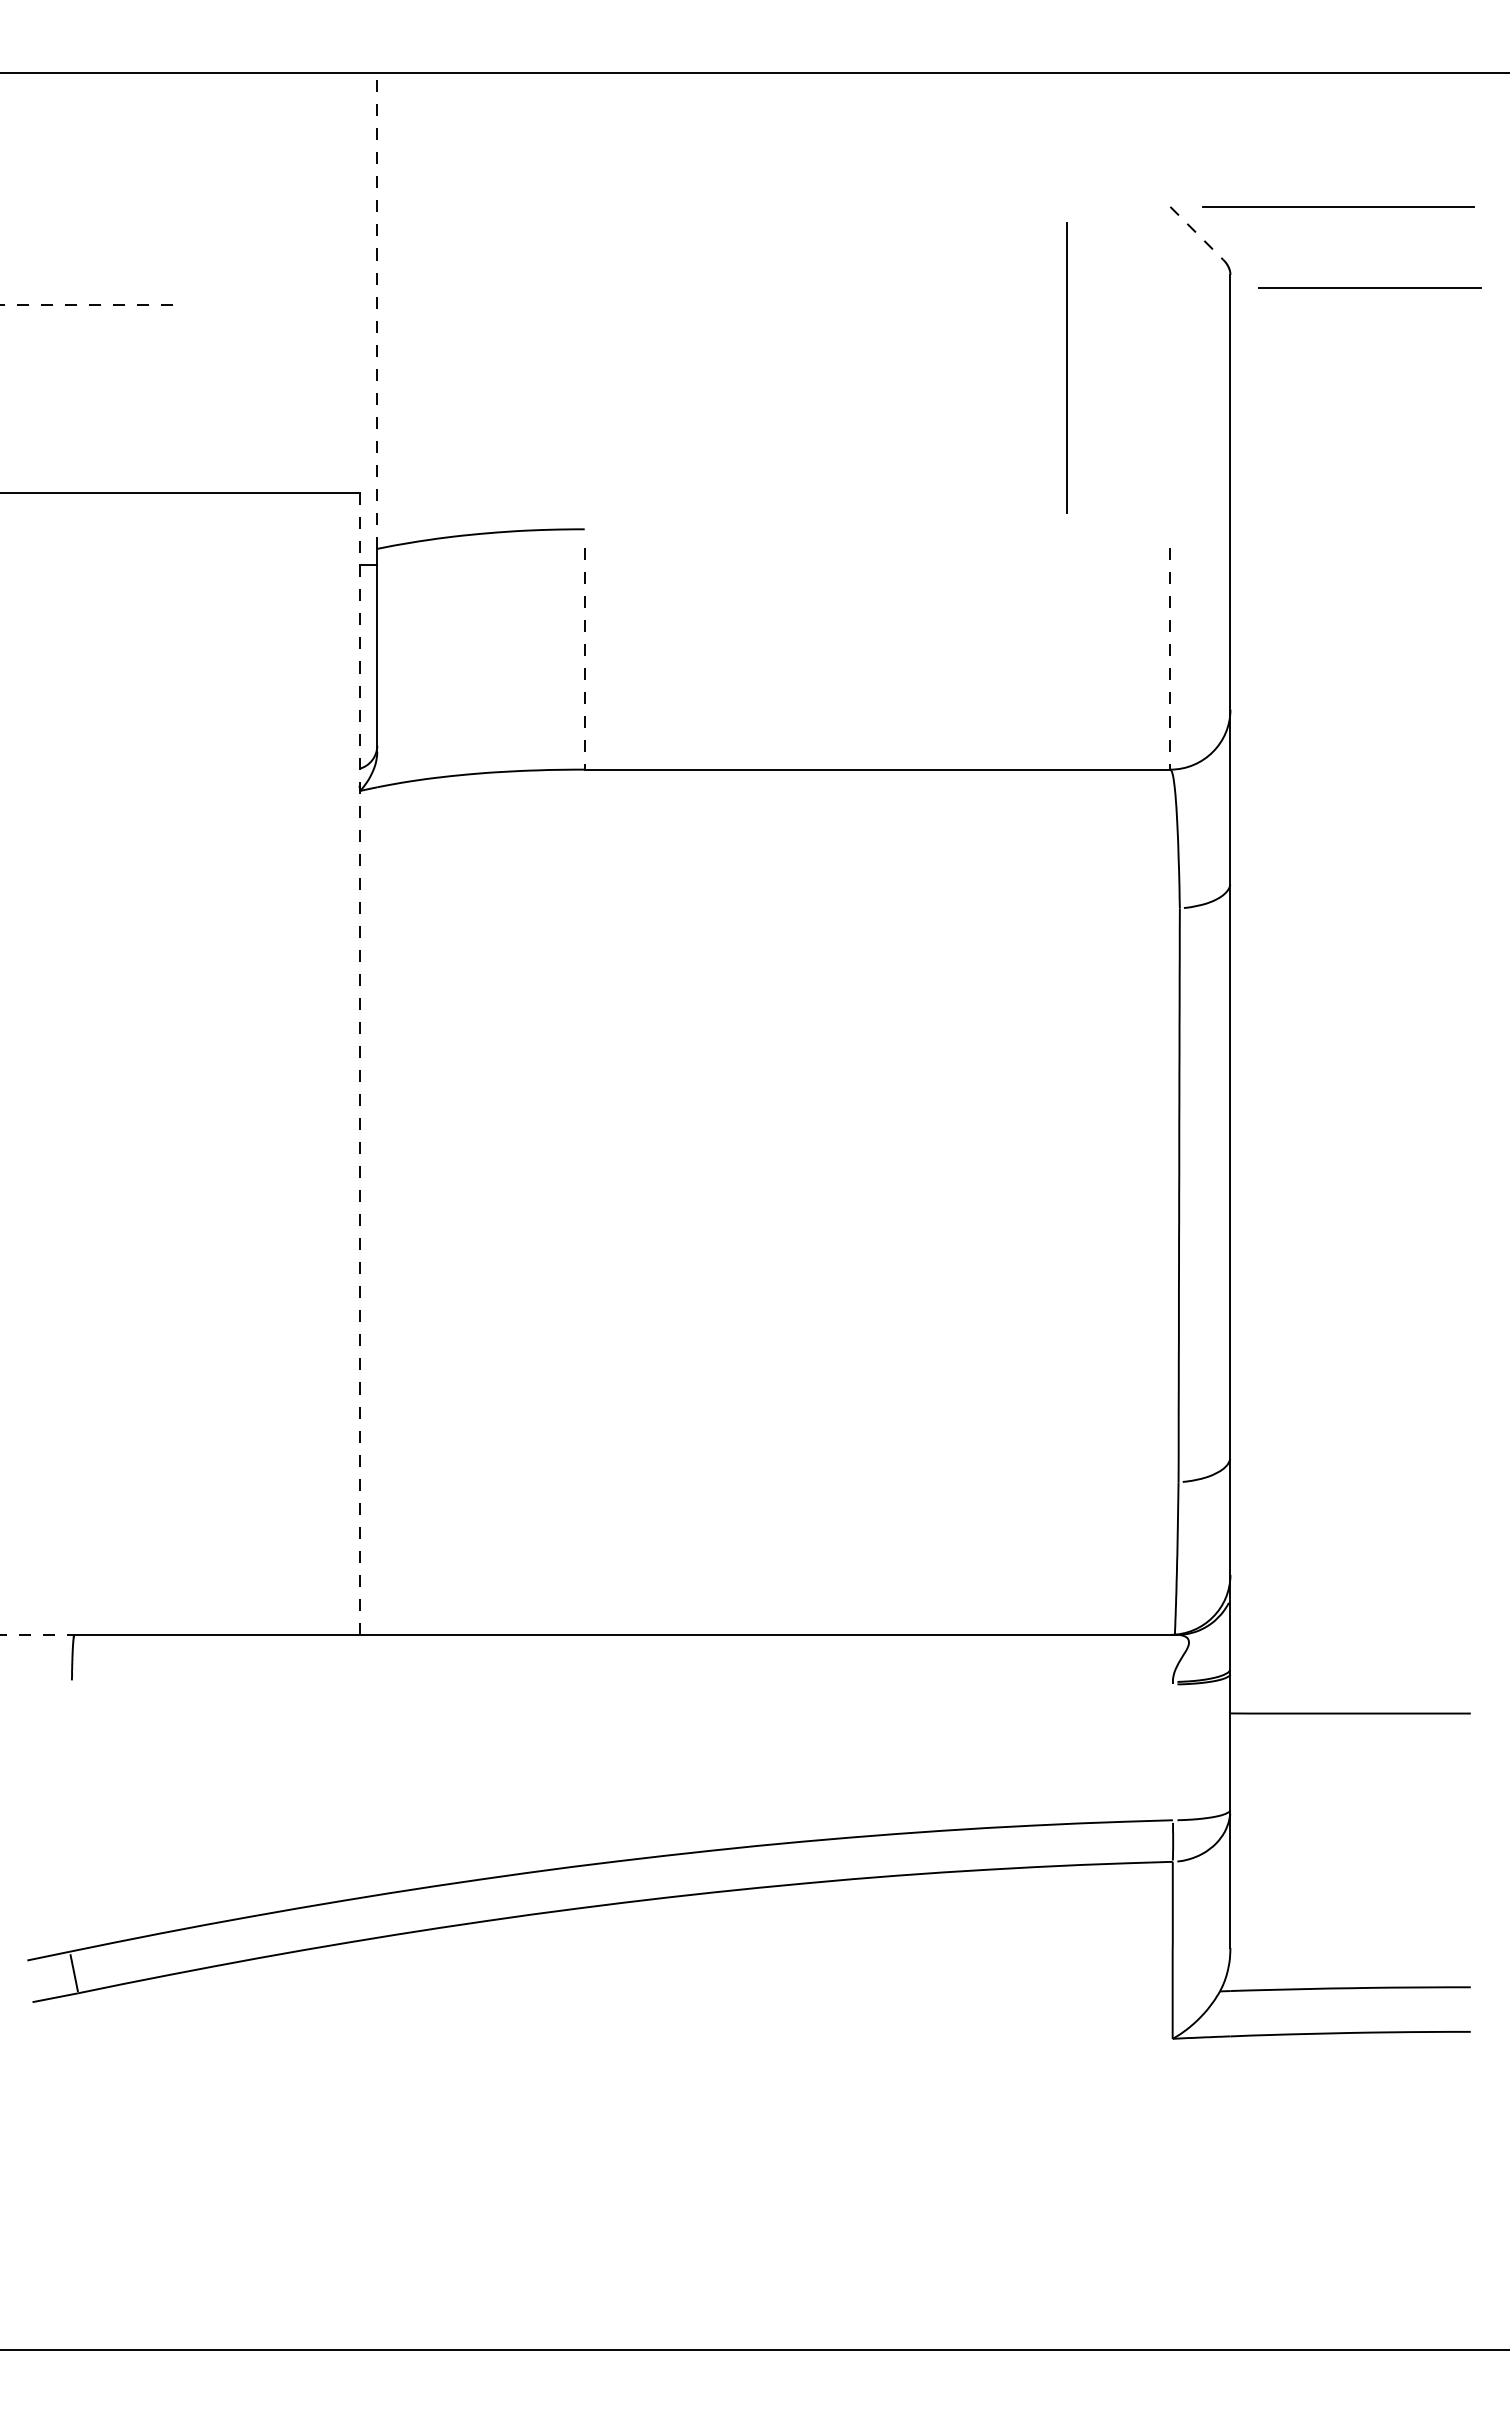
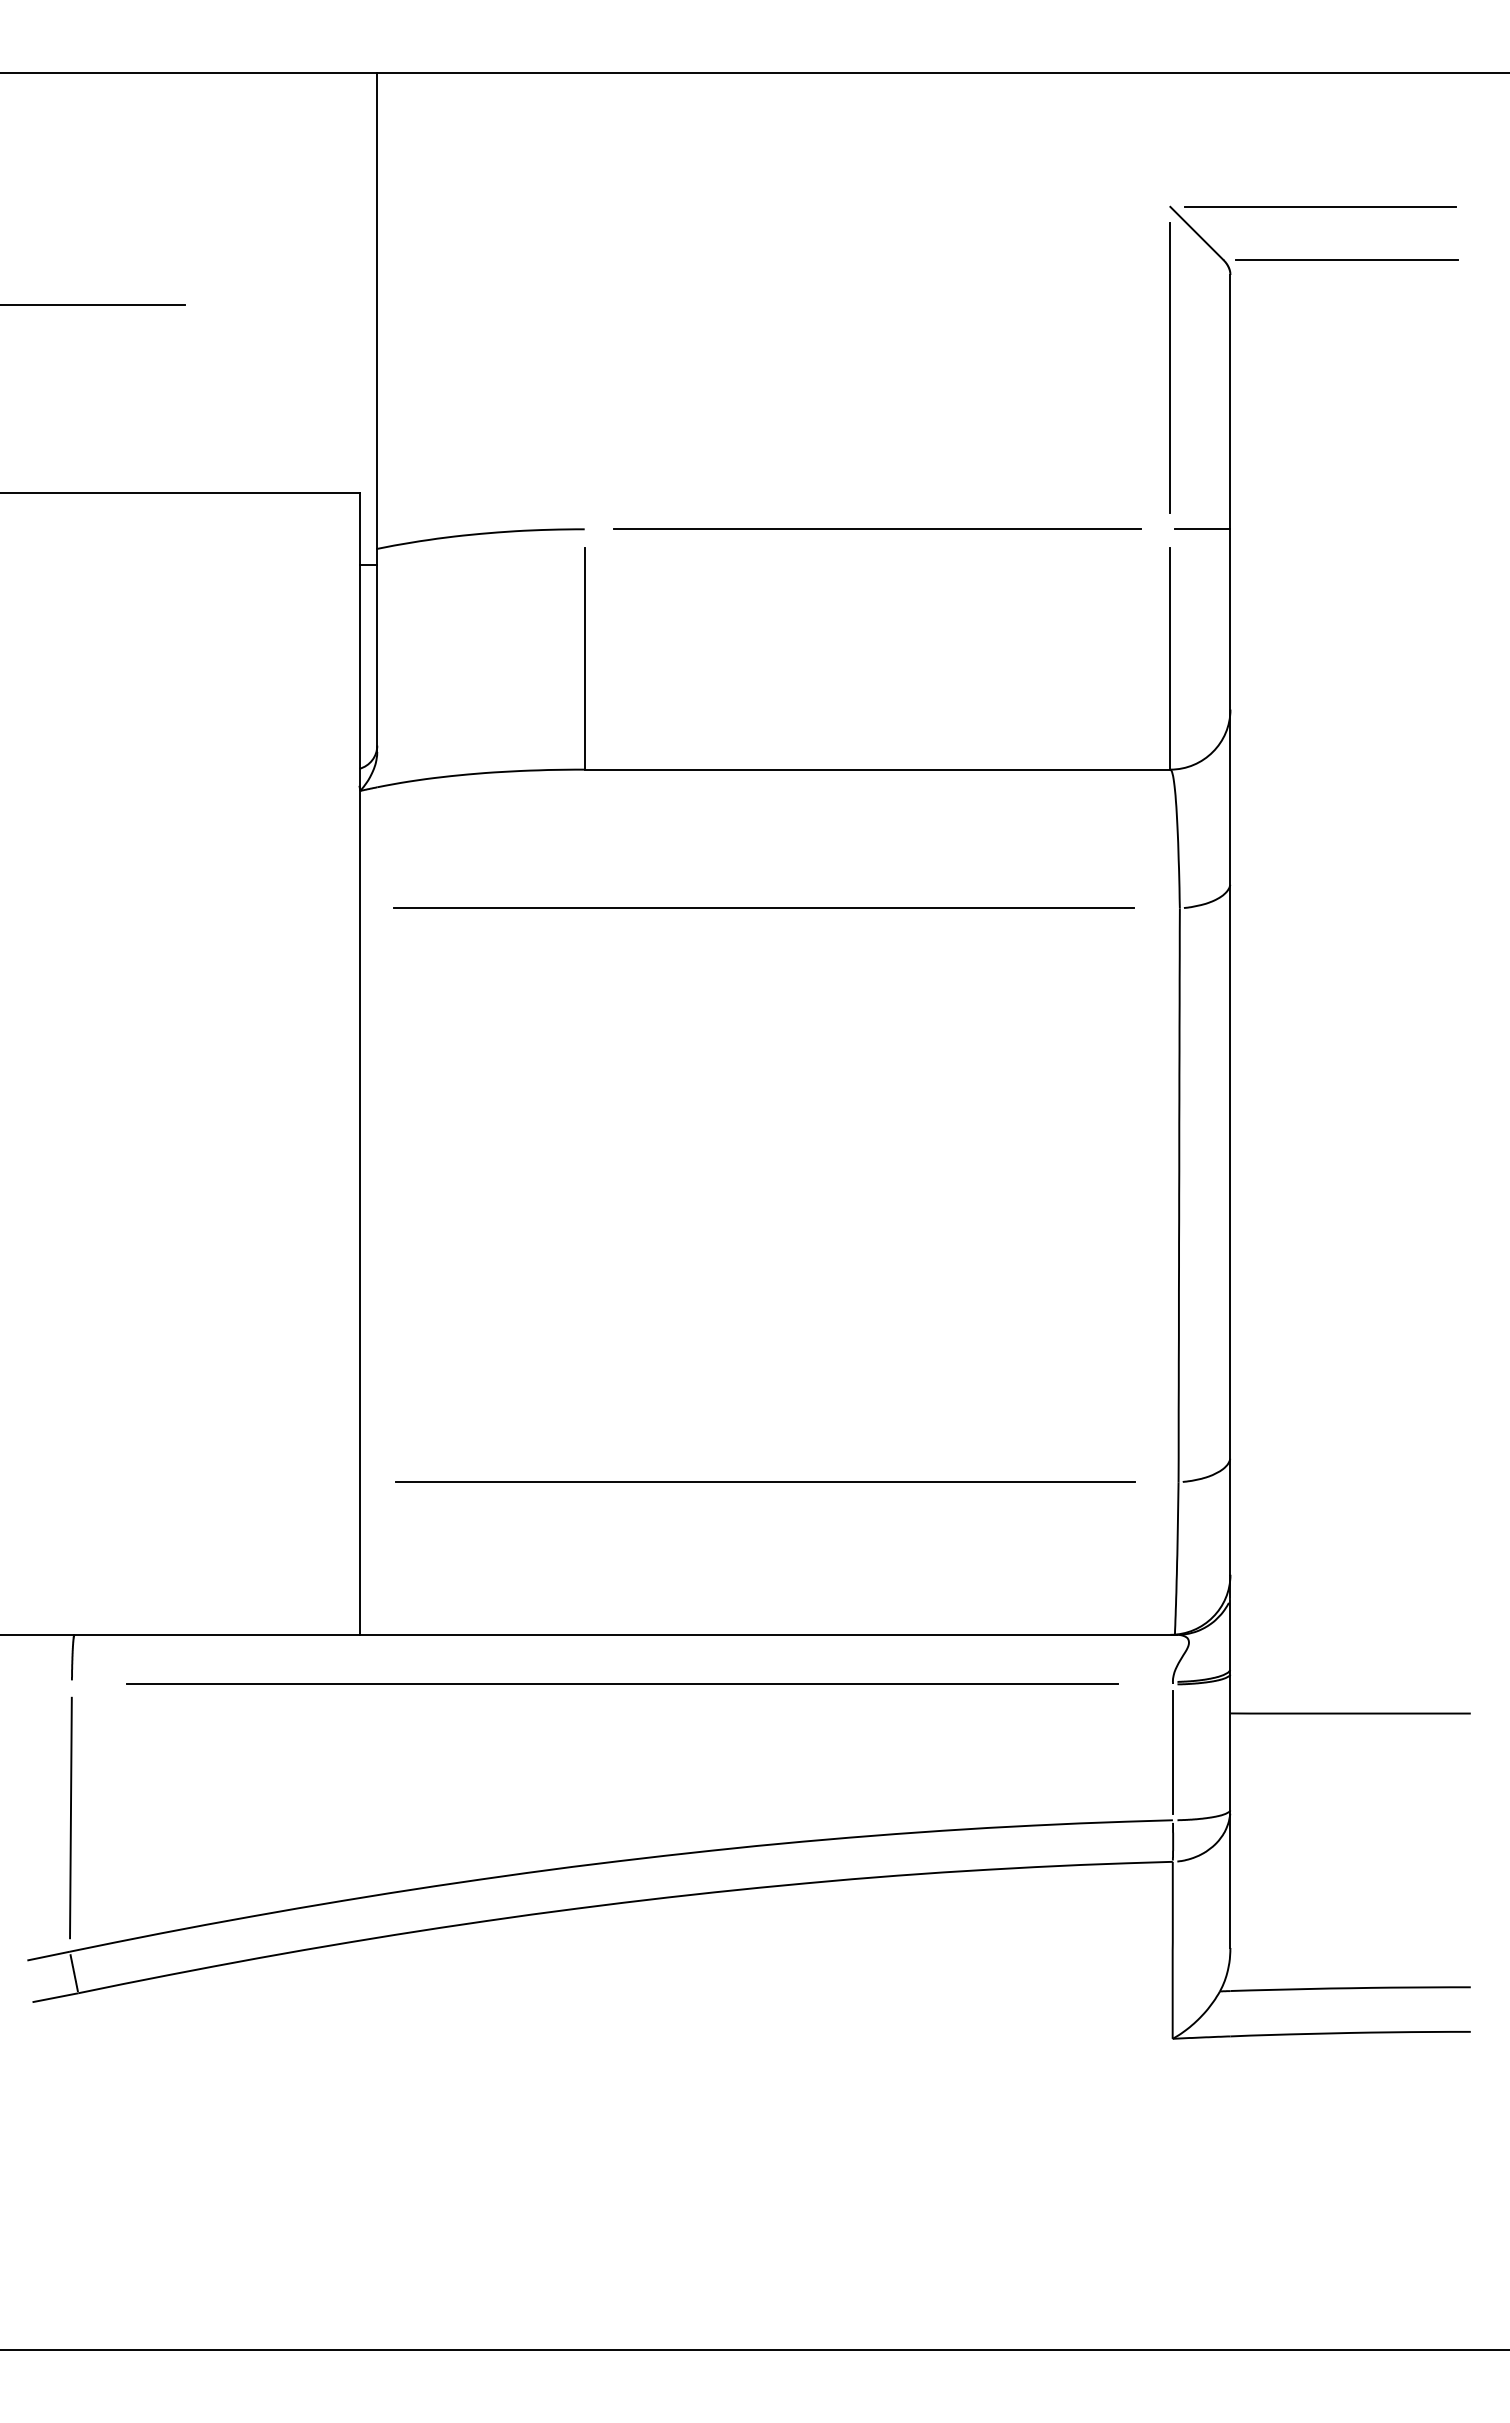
line position: (1338, 206) -> (1320, 206) (1320, 206)
line: dashed -> solid (1197, 233)
line position: (1369, 287) -> (1346, 259) (1346, 259)
line: dashed -> solid (93, 305)
line: dashed -> solid (377, 310)
line position: (1066, 367) -> (1169, 367) (1169, 367)
line: none -> present (877, 528)
line: none -> present (1202, 529)
line: dashed -> solid (584, 659)
line: dashed -> solid (1170, 659)
line: none -> present (764, 908)
line: dashed -> solid (359, 1064)
line: none -> present (765, 1482)
line: dashed -> solid (37, 1634)
line: none -> present (621, 1684)
line: none -> present (1172, 1752)
line: none -> present (70, 1817)
